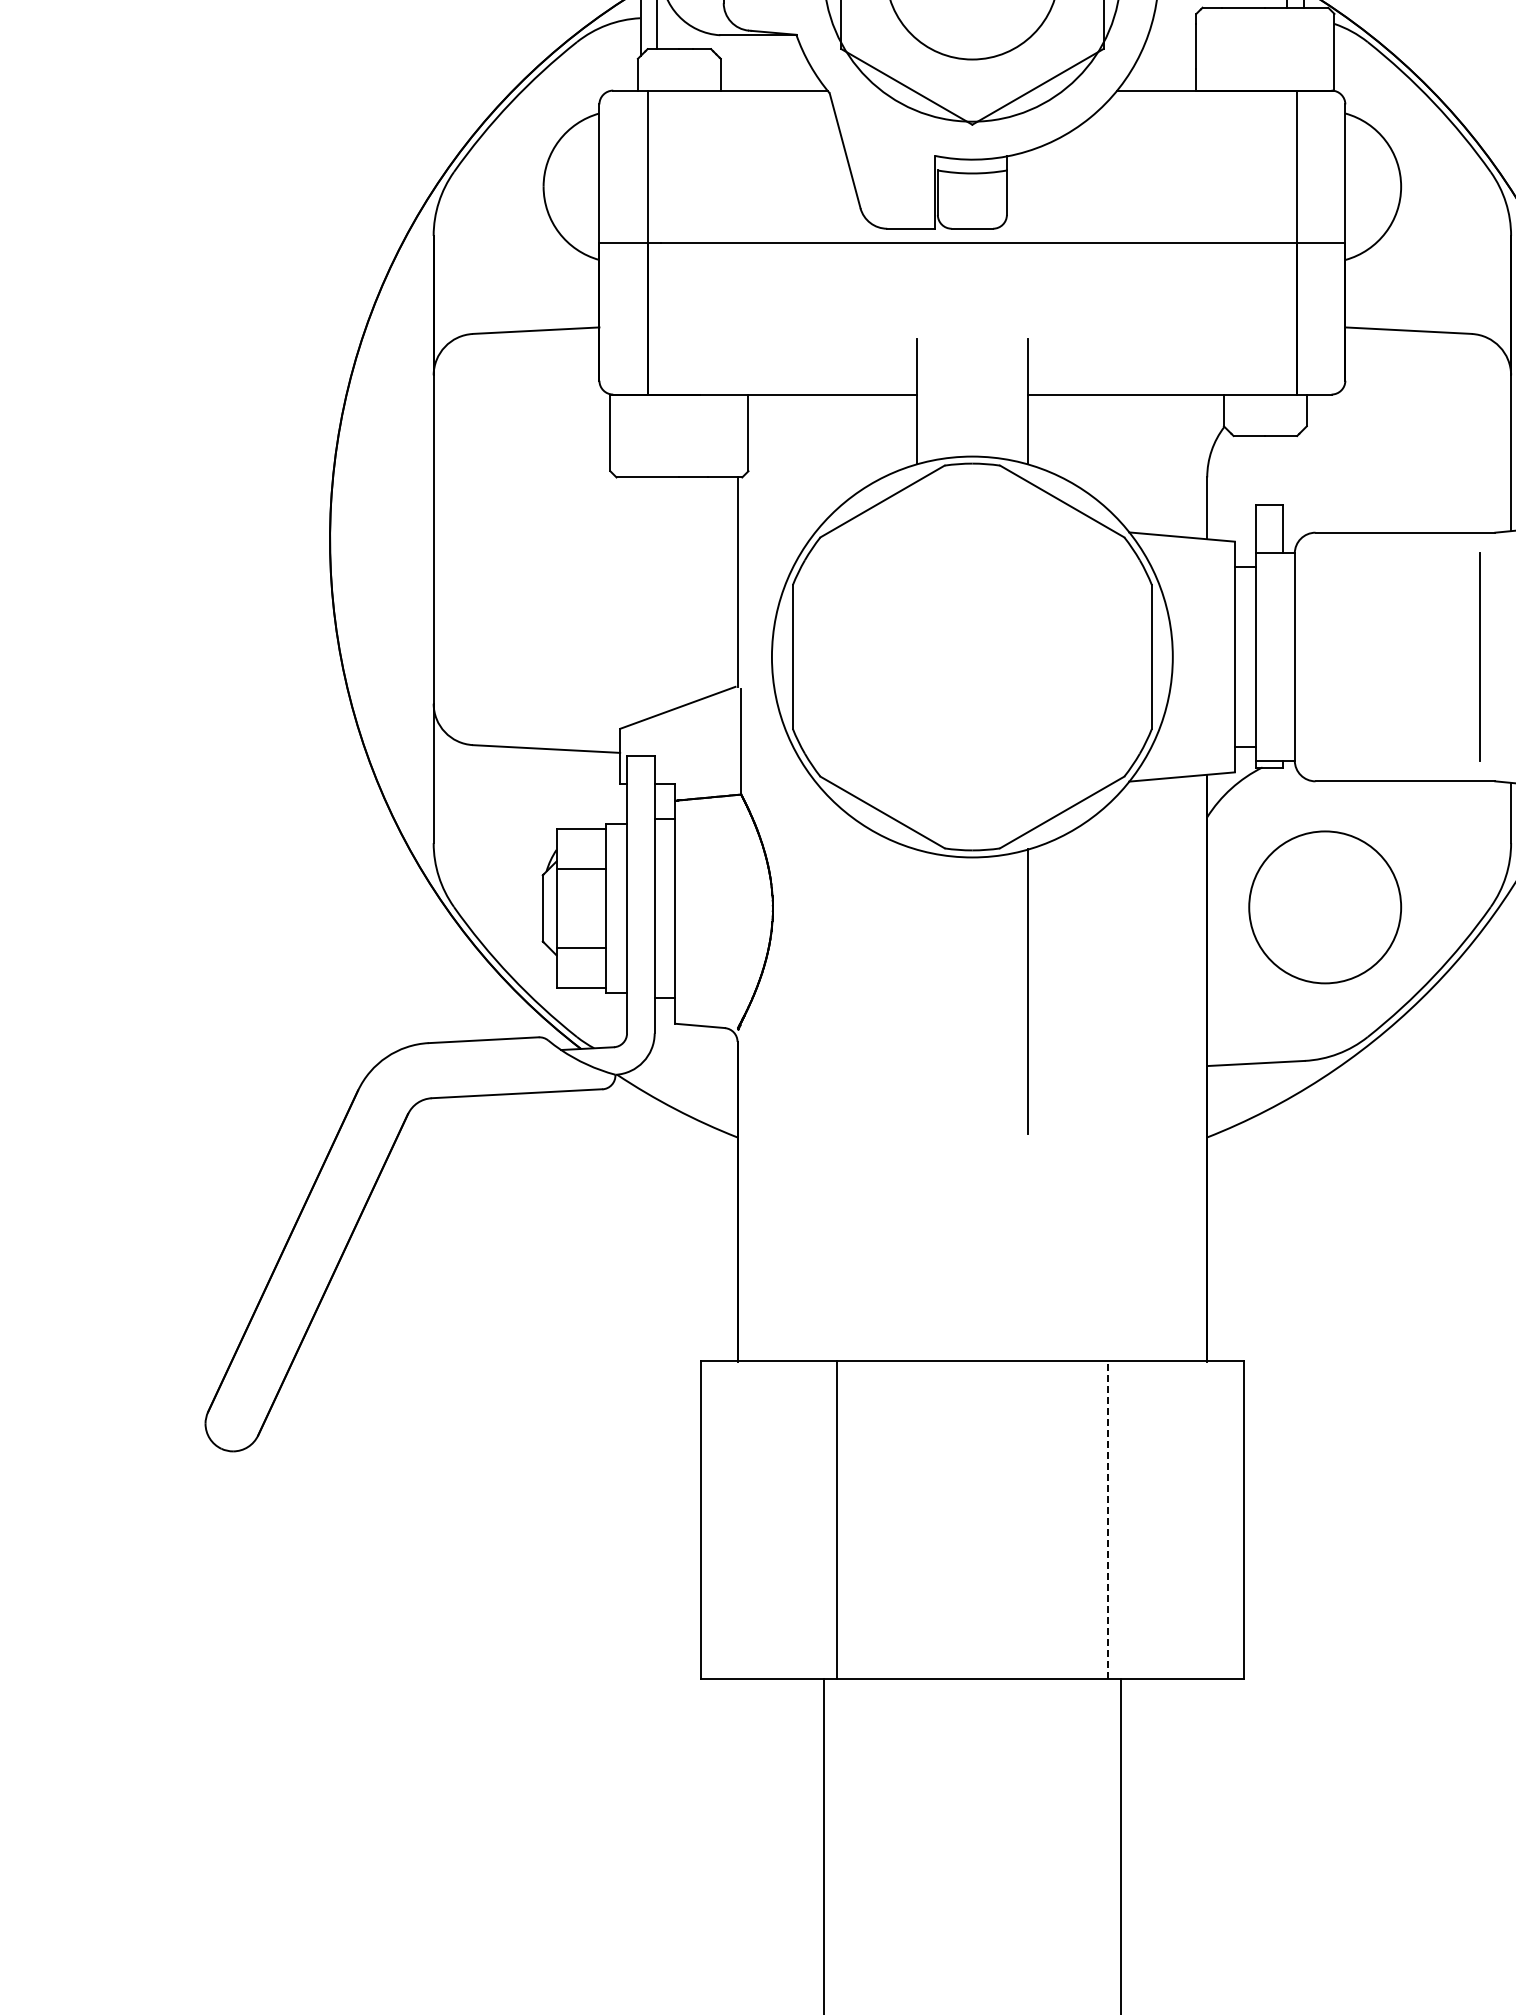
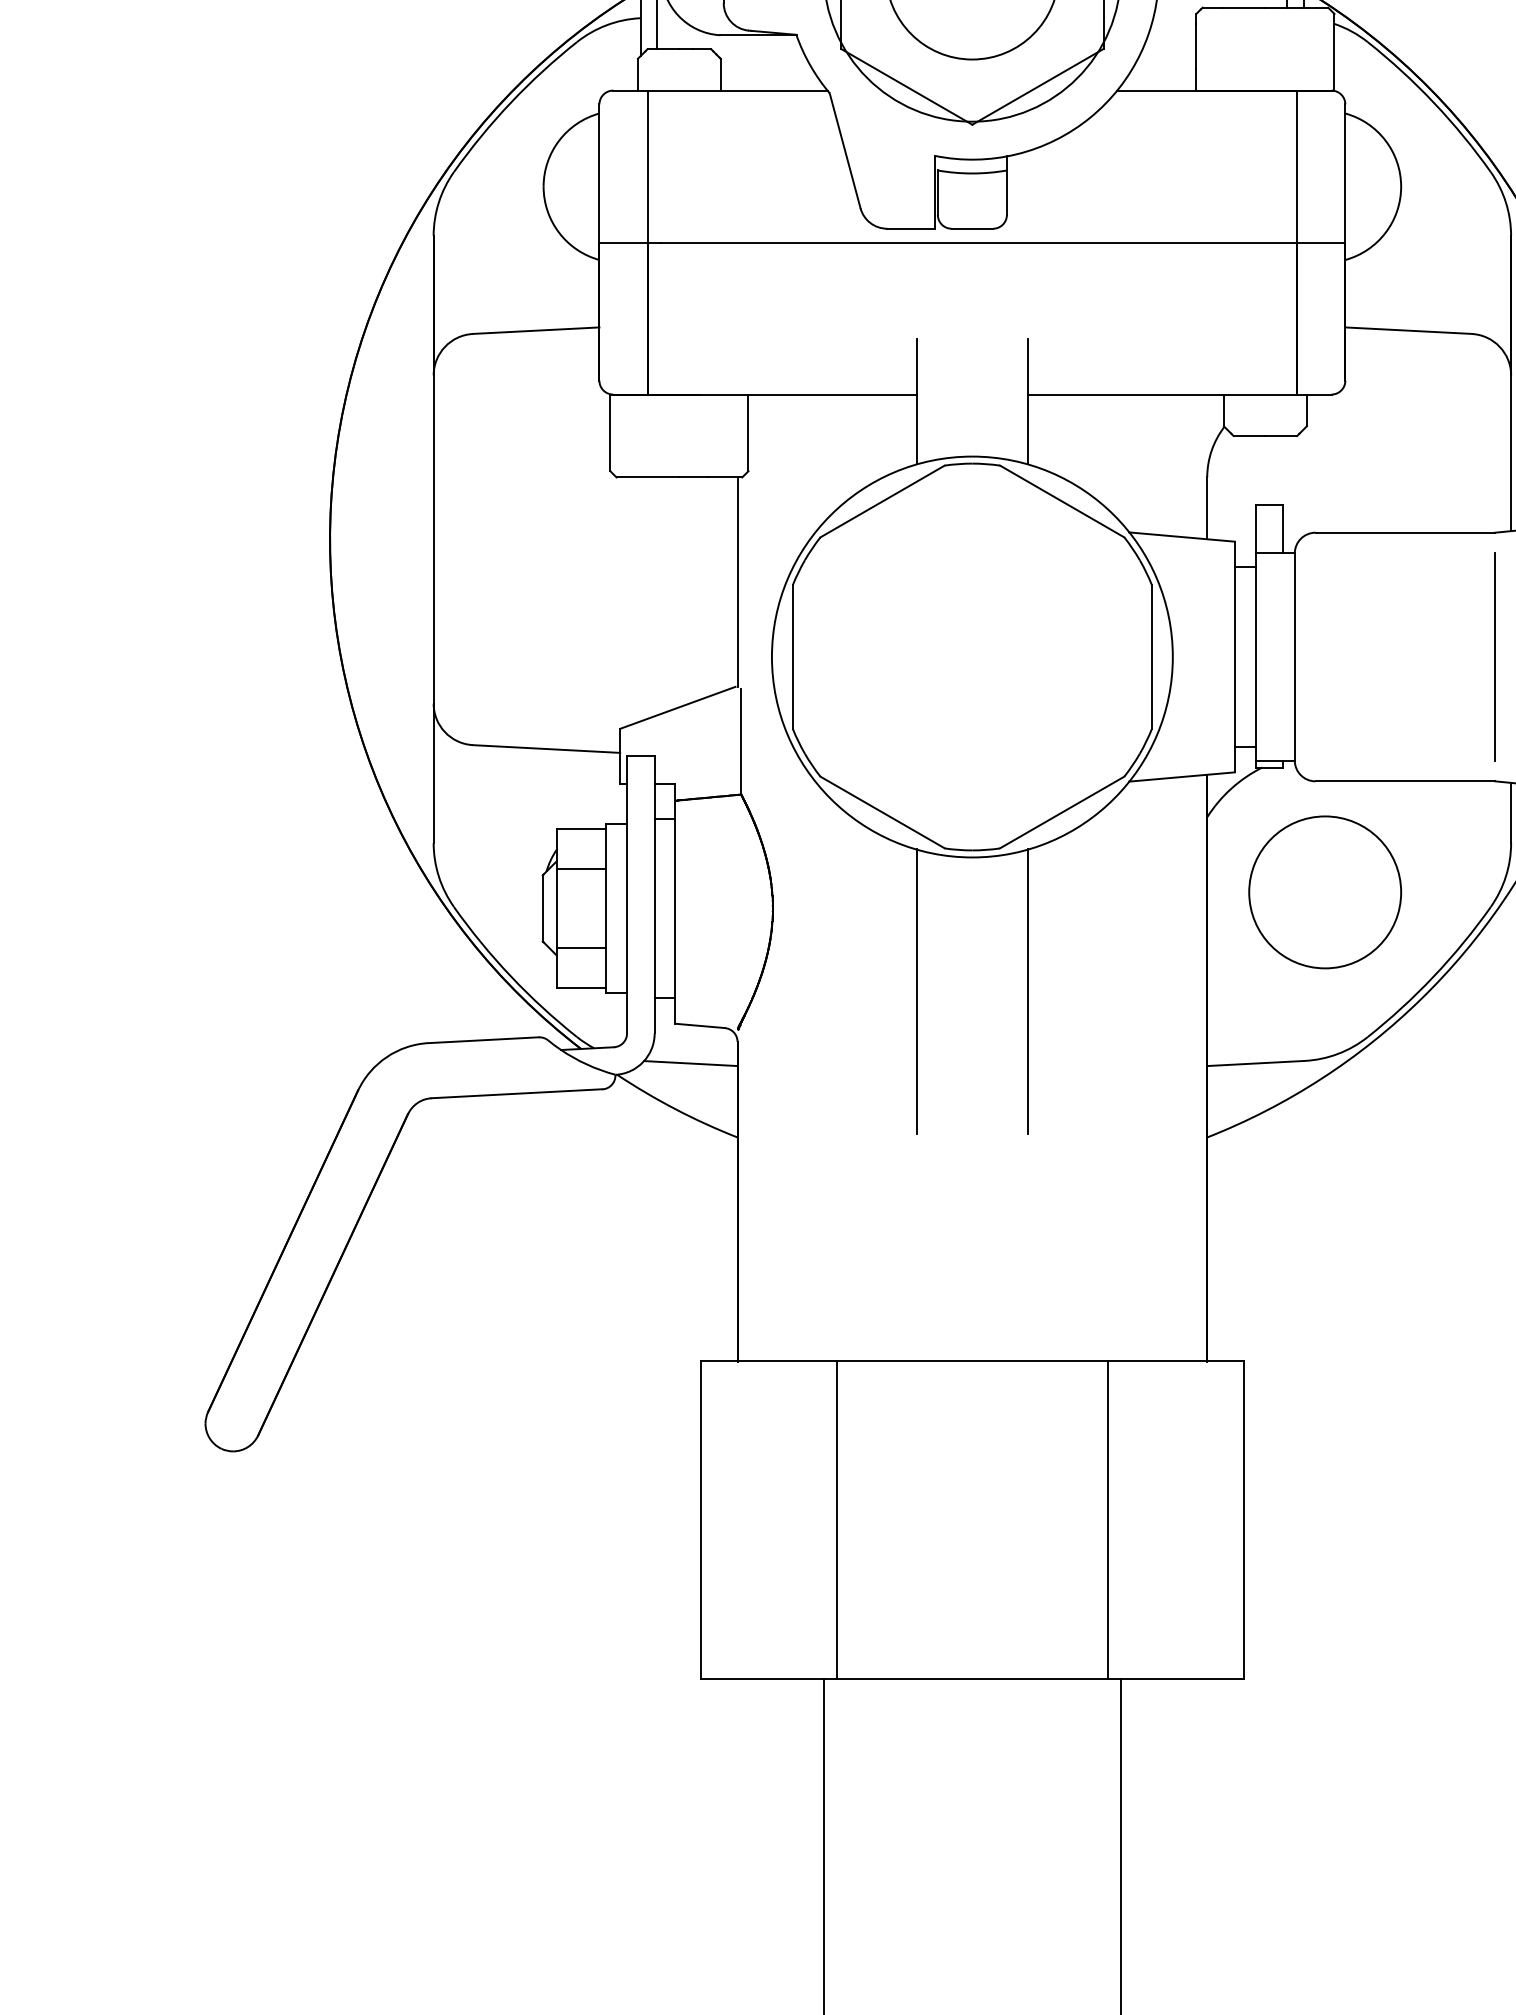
line position: (1479, 656) -> (1494, 656) (1494, 656)
circle position: (1325, 907) -> (1325, 892) (1325, 892)
line: none -> present (917, 991)
line: none -> present (690, 1063)
line: dashed -> solid (1107, 1520)
